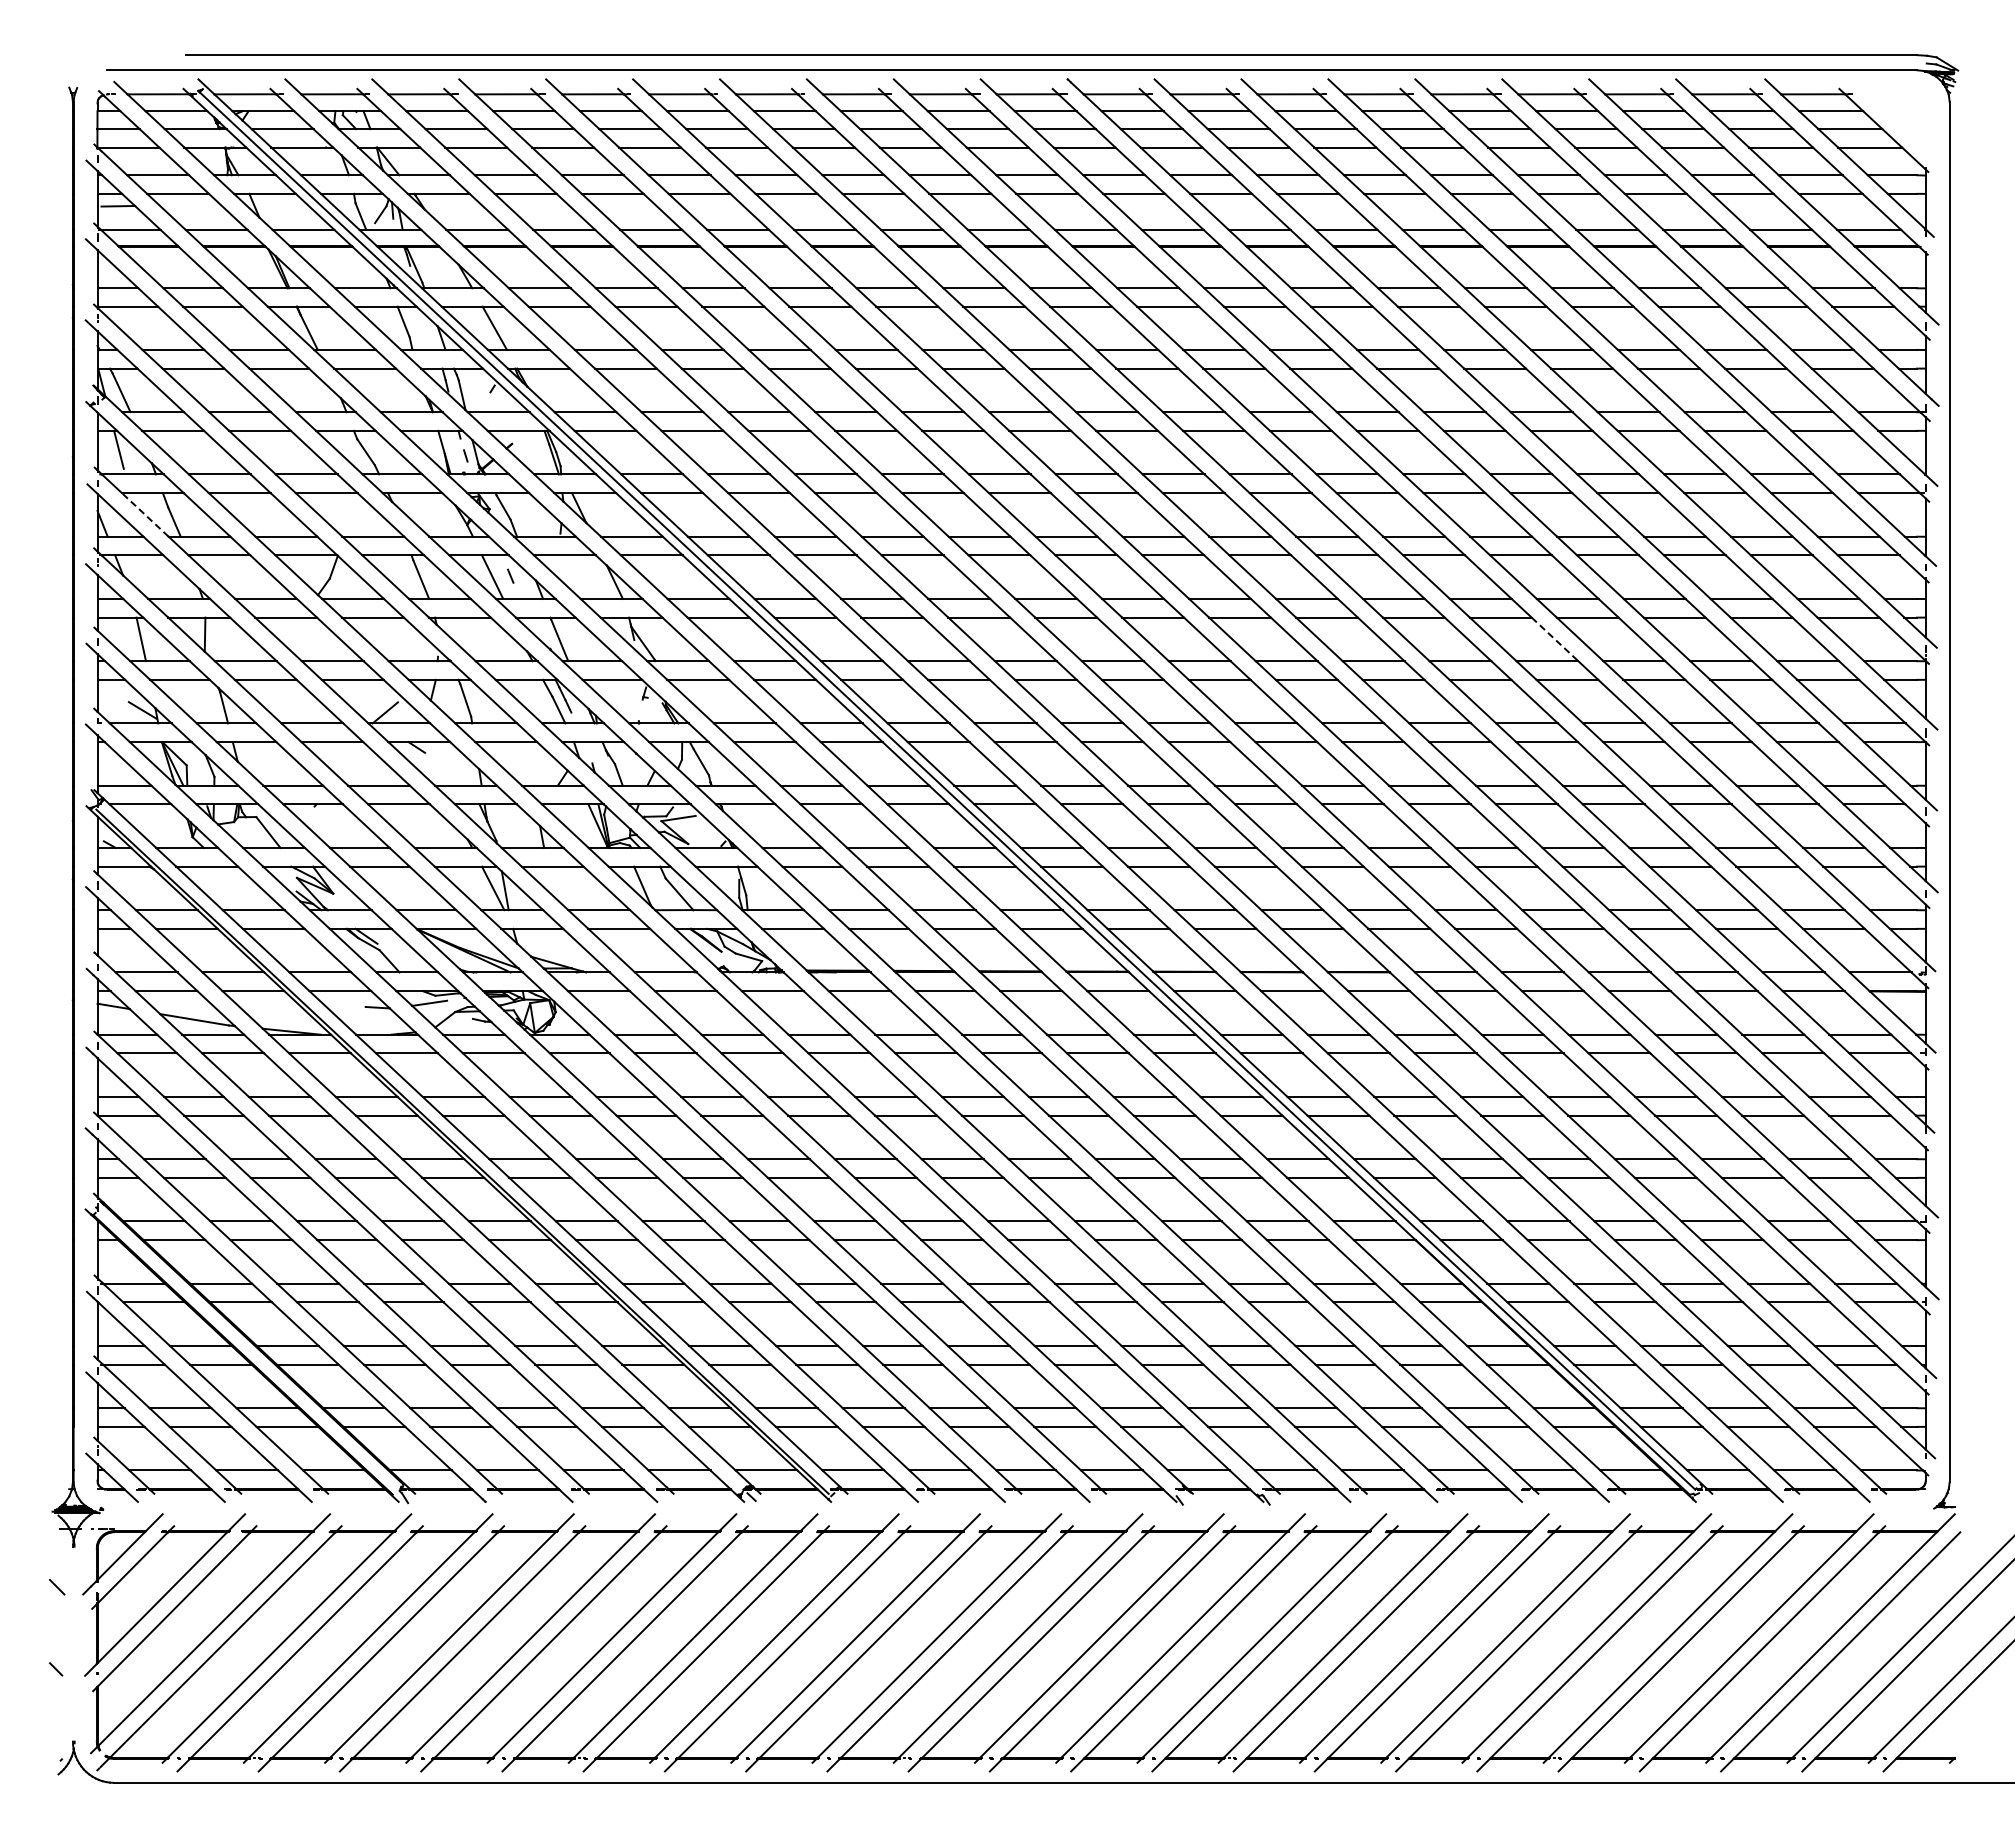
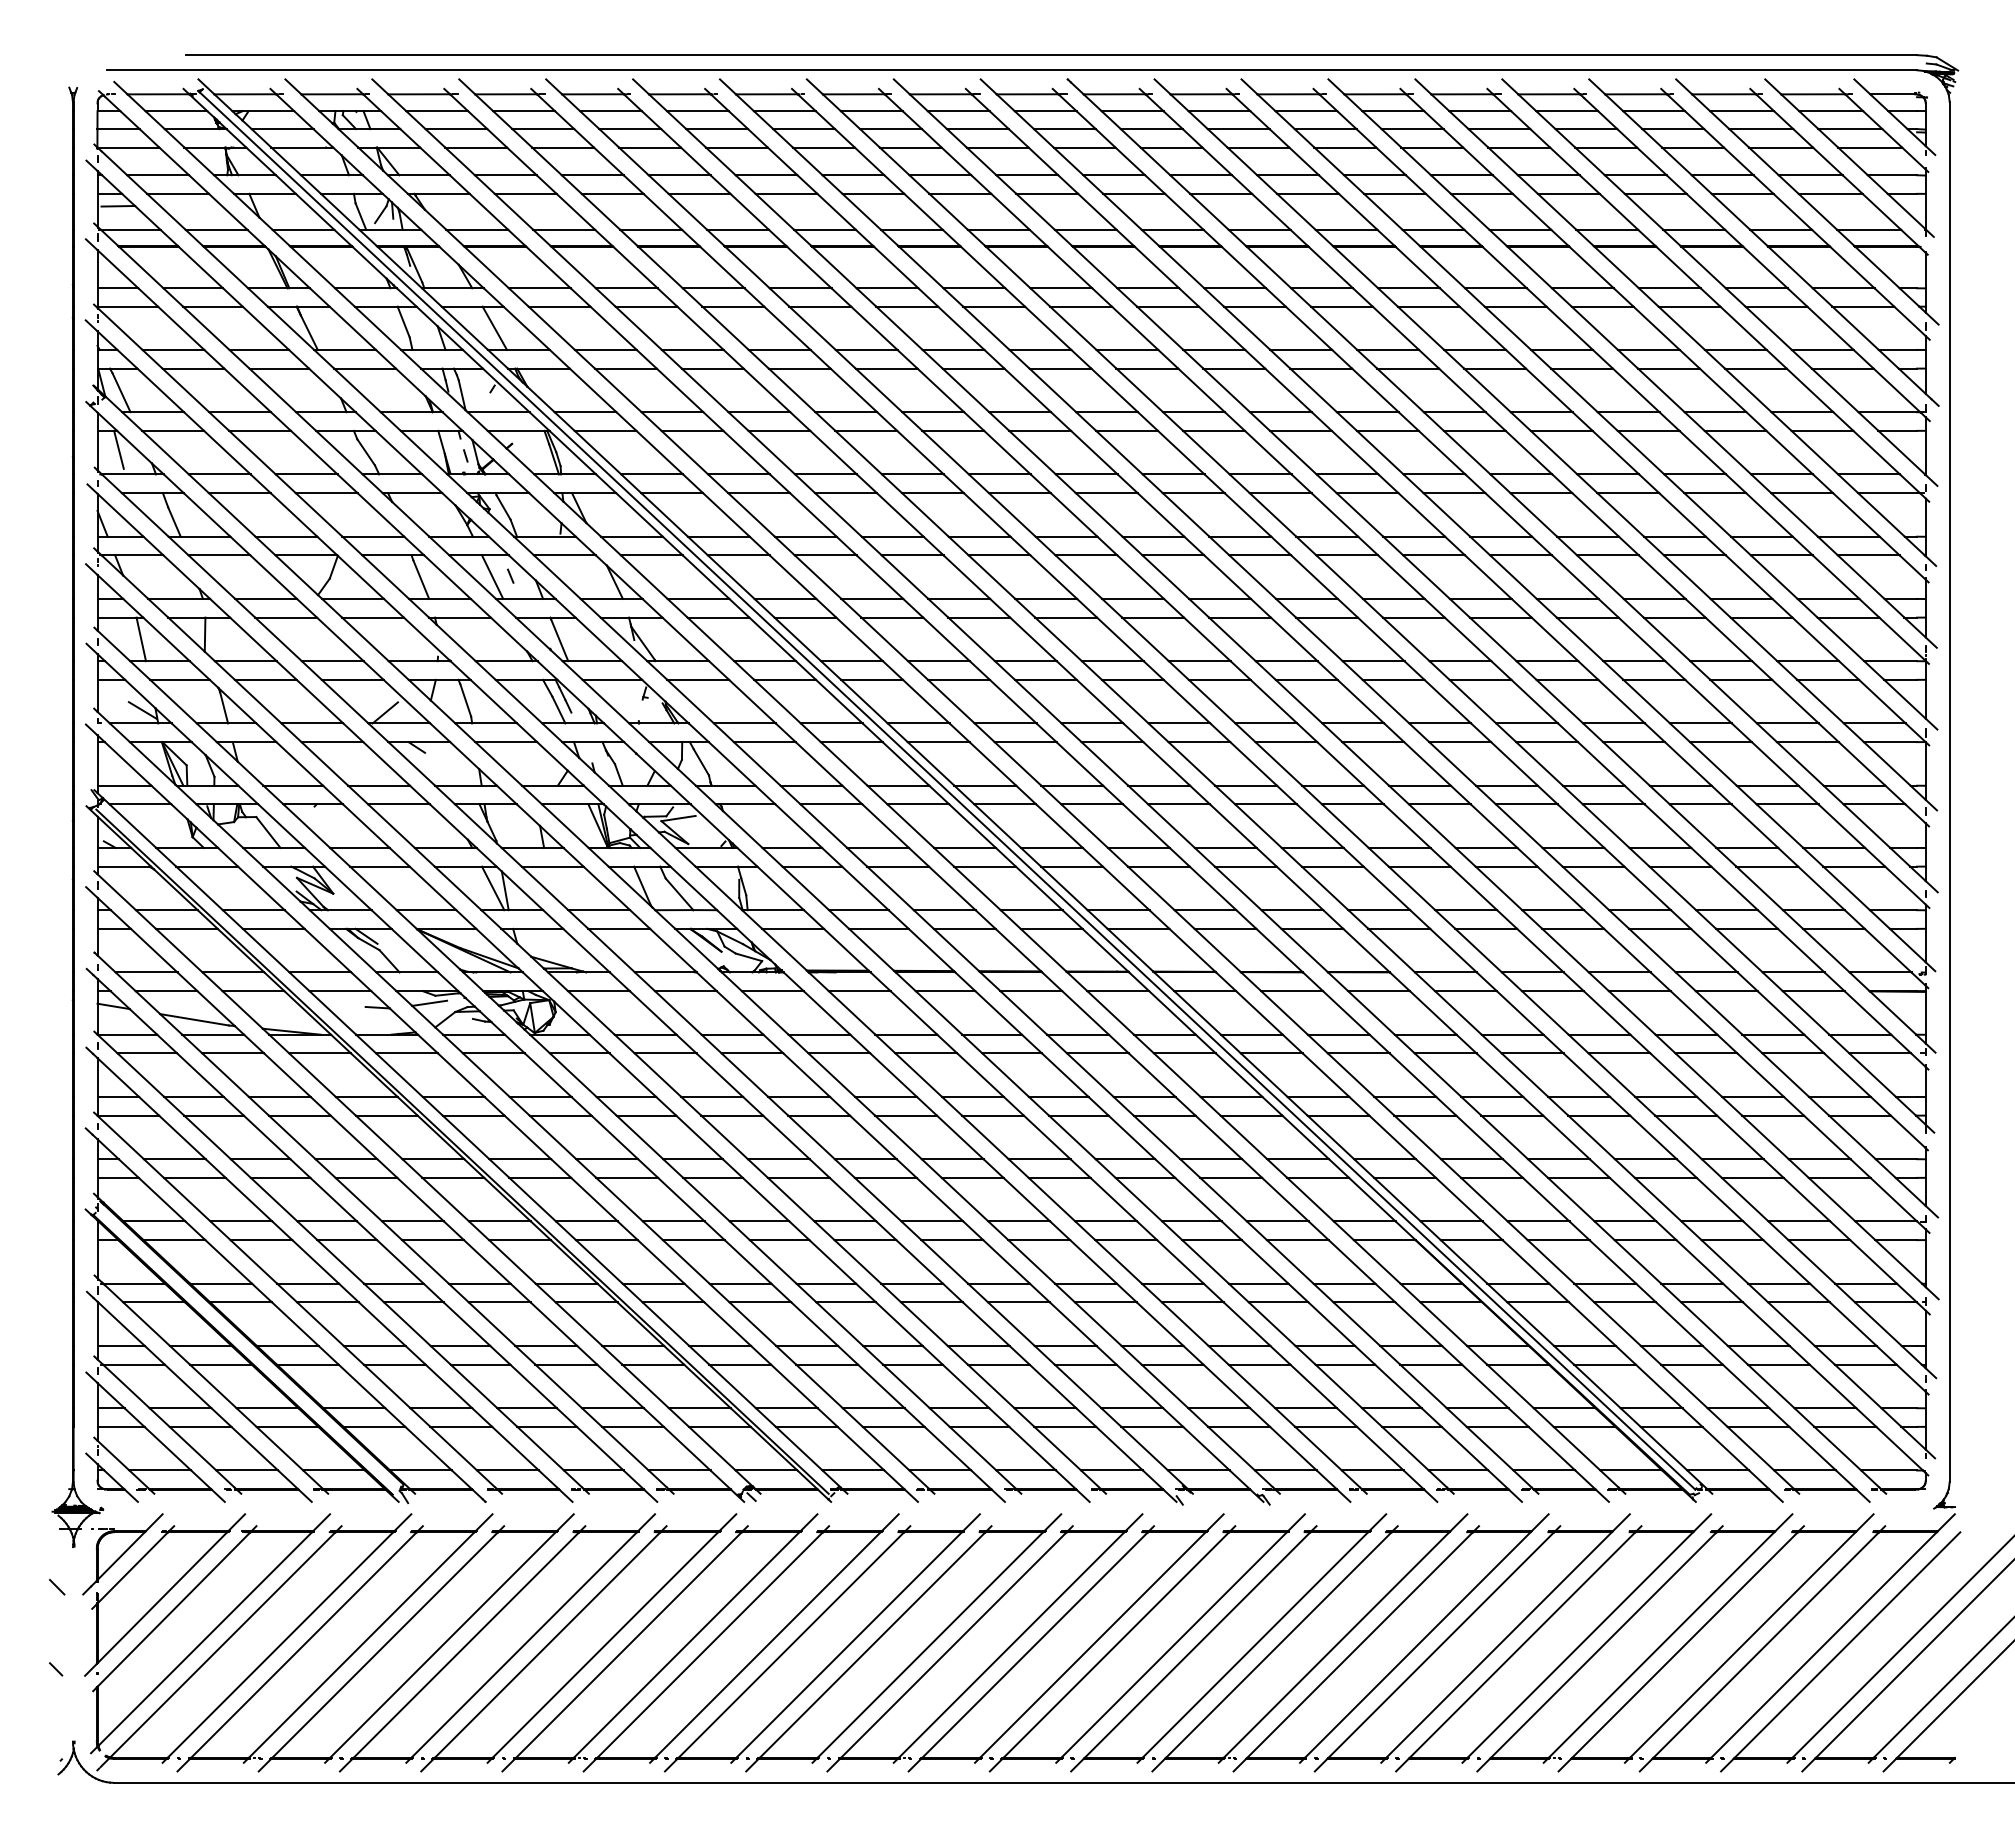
part: none -> present (1894, 116)
line: dashed -> solid (145, 514)
line: dashed -> solid (1555, 639)
